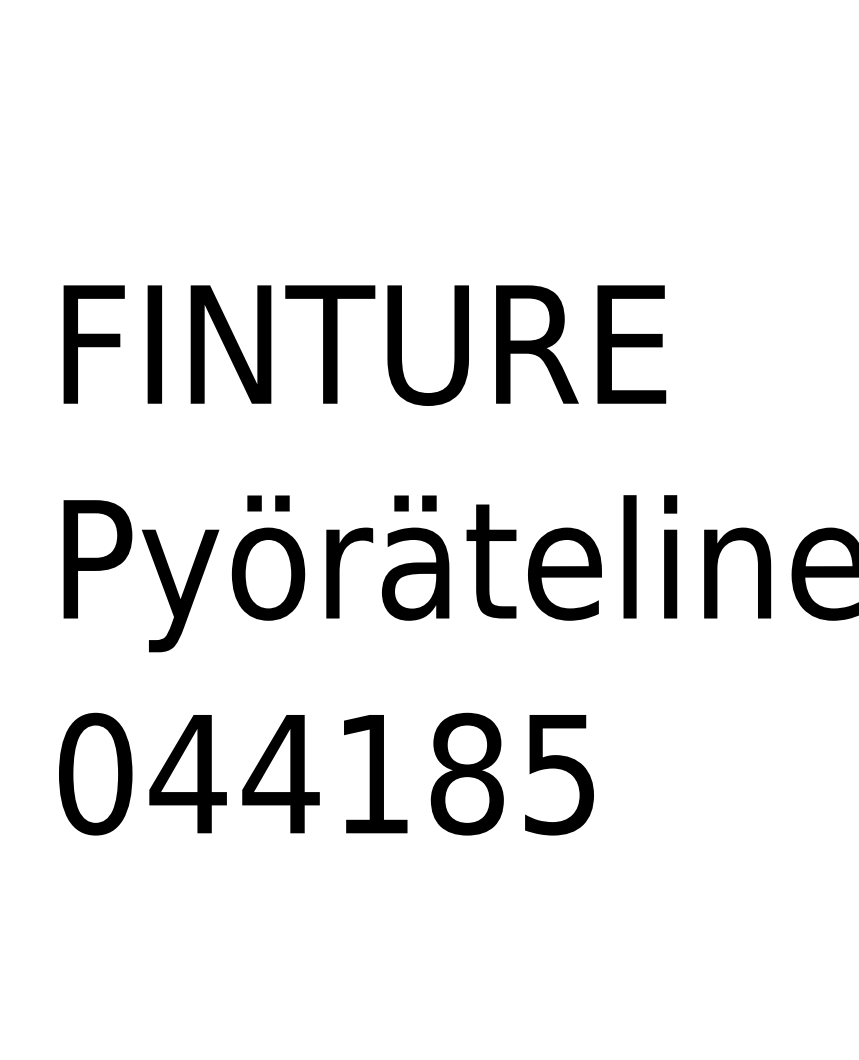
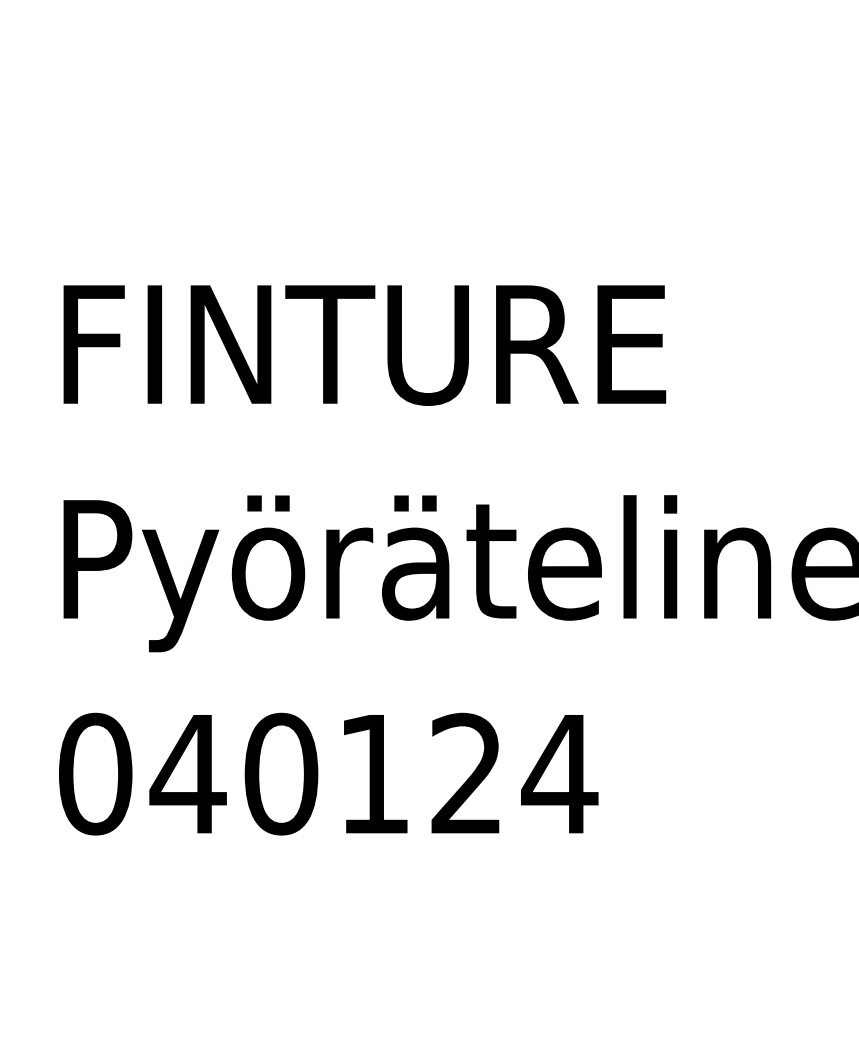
text: 044185 -> 040124 (420, 773)
